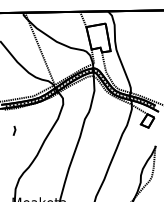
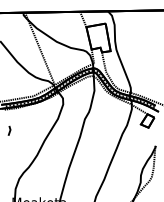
line position: (14, 130) -> (9, 130) (9, 130)
